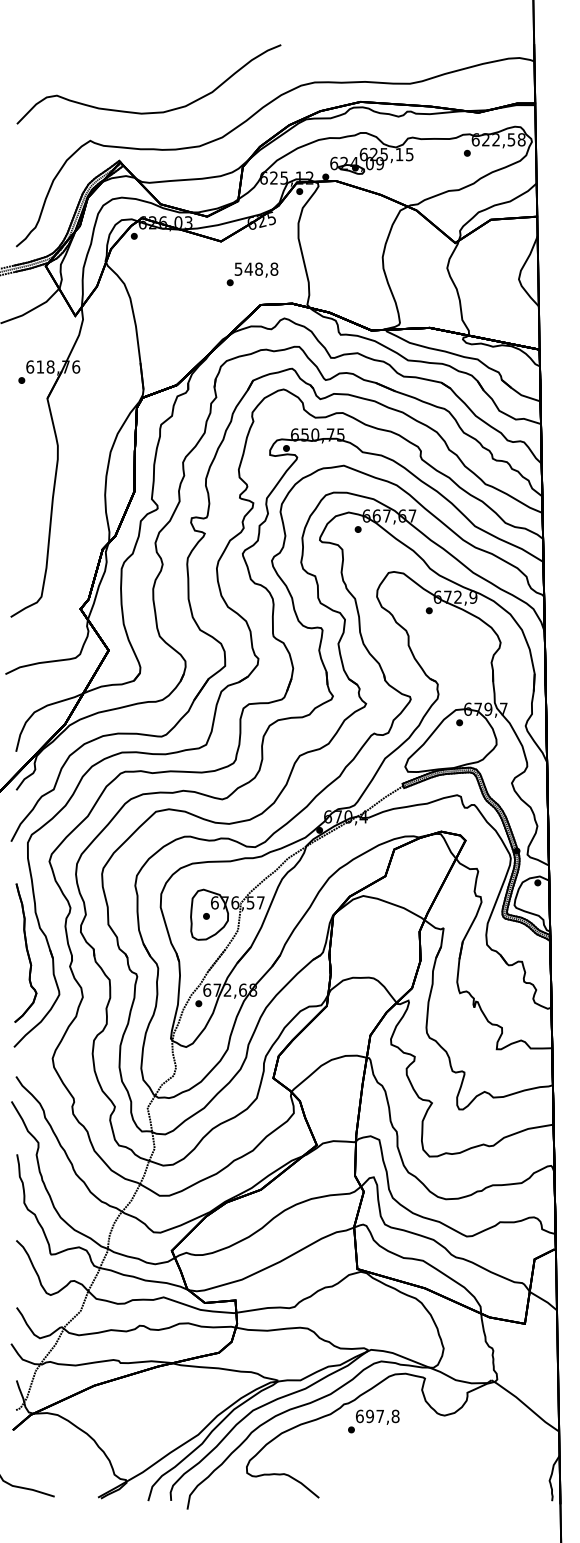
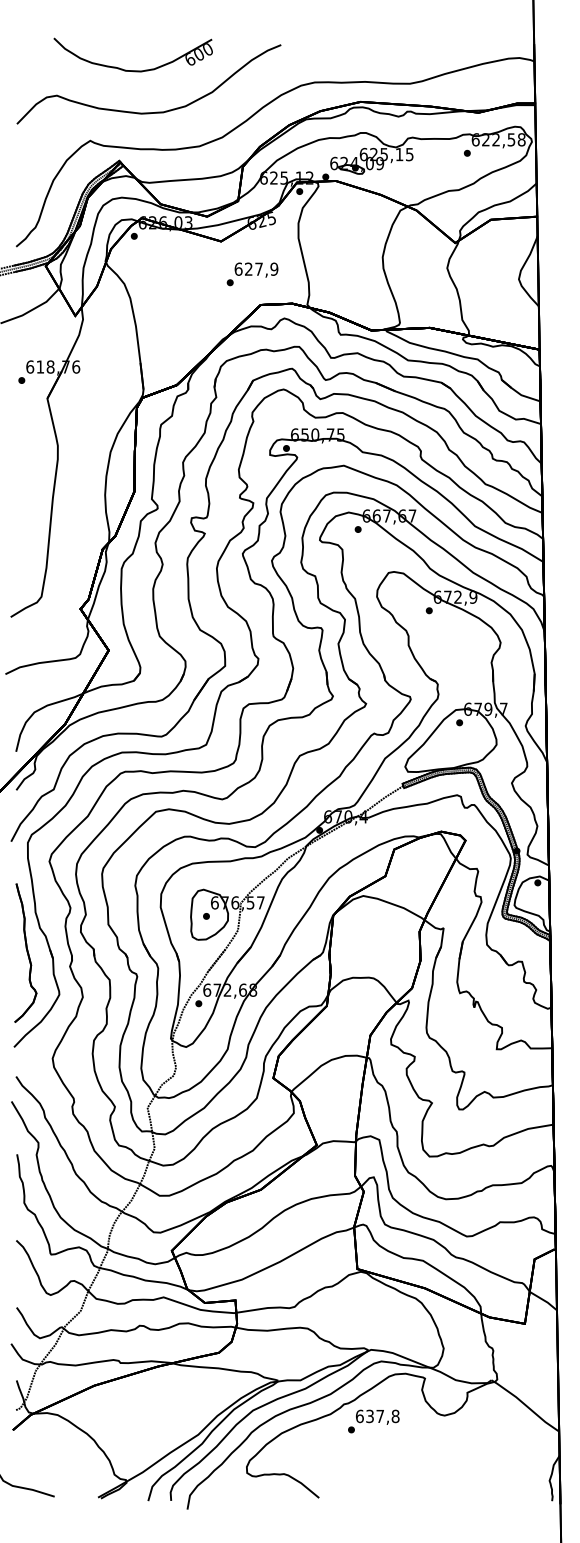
part: none -> present (132, 70)
text: 548,8 -> 627,9 (256, 268)
text: 697,8 -> 637,8 (369, 1415)
